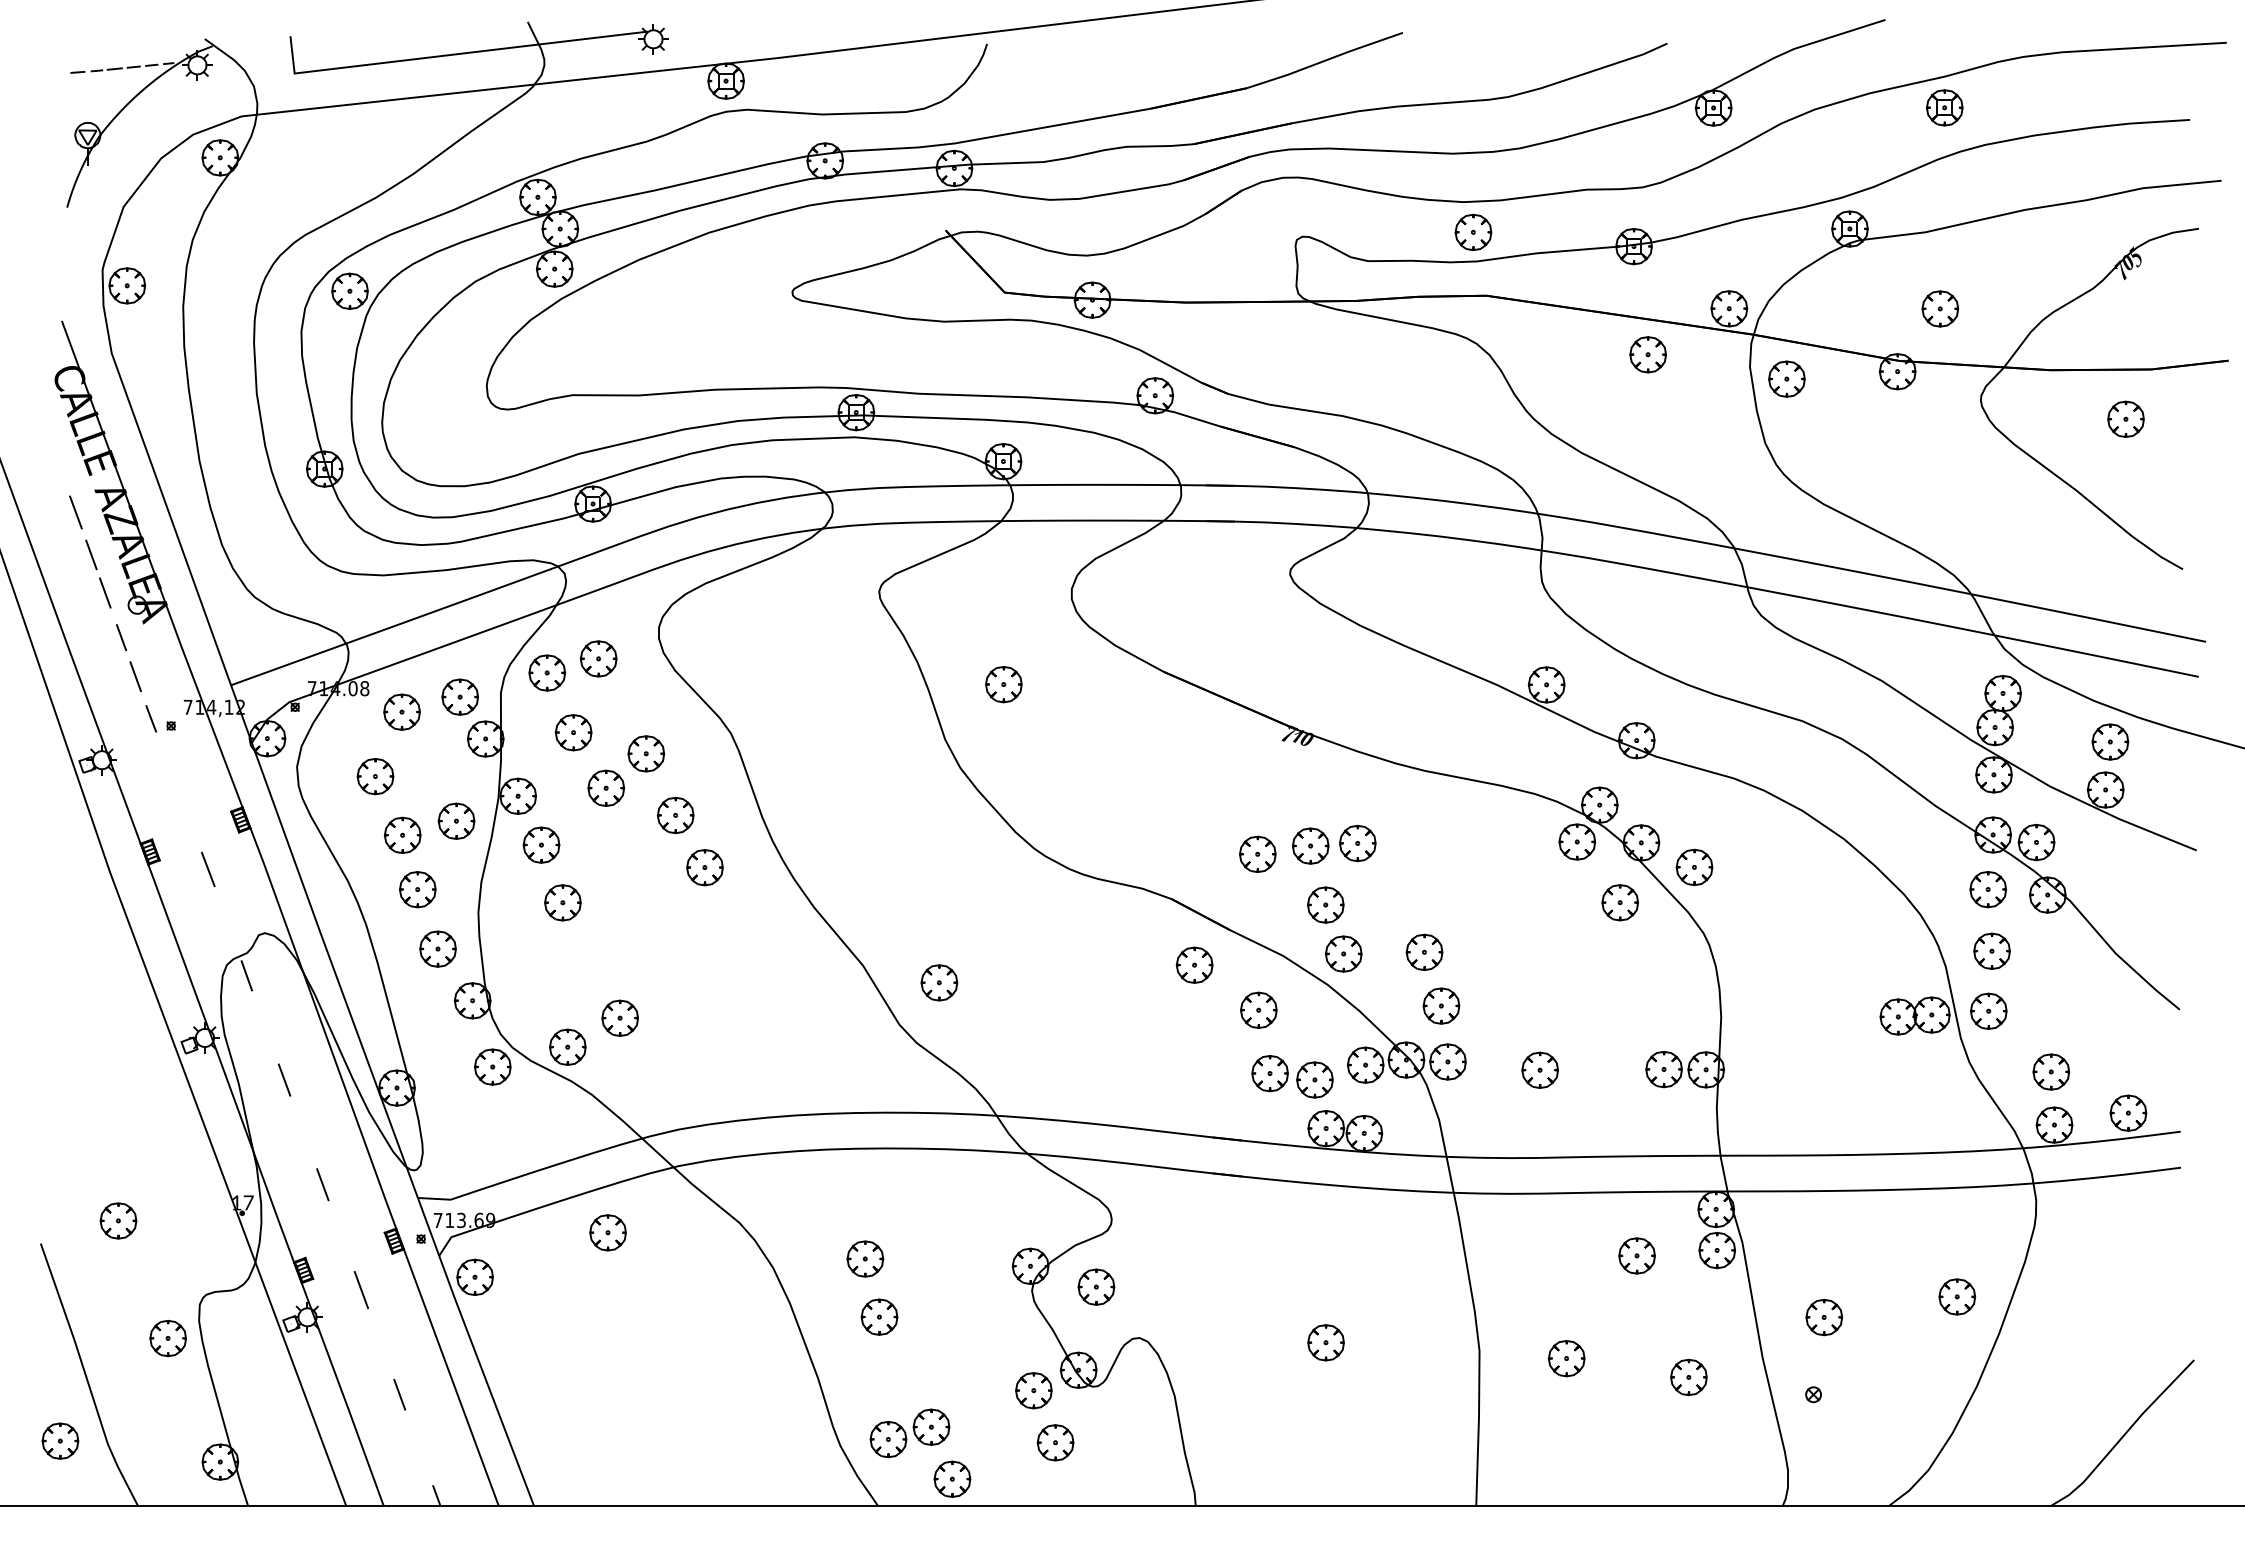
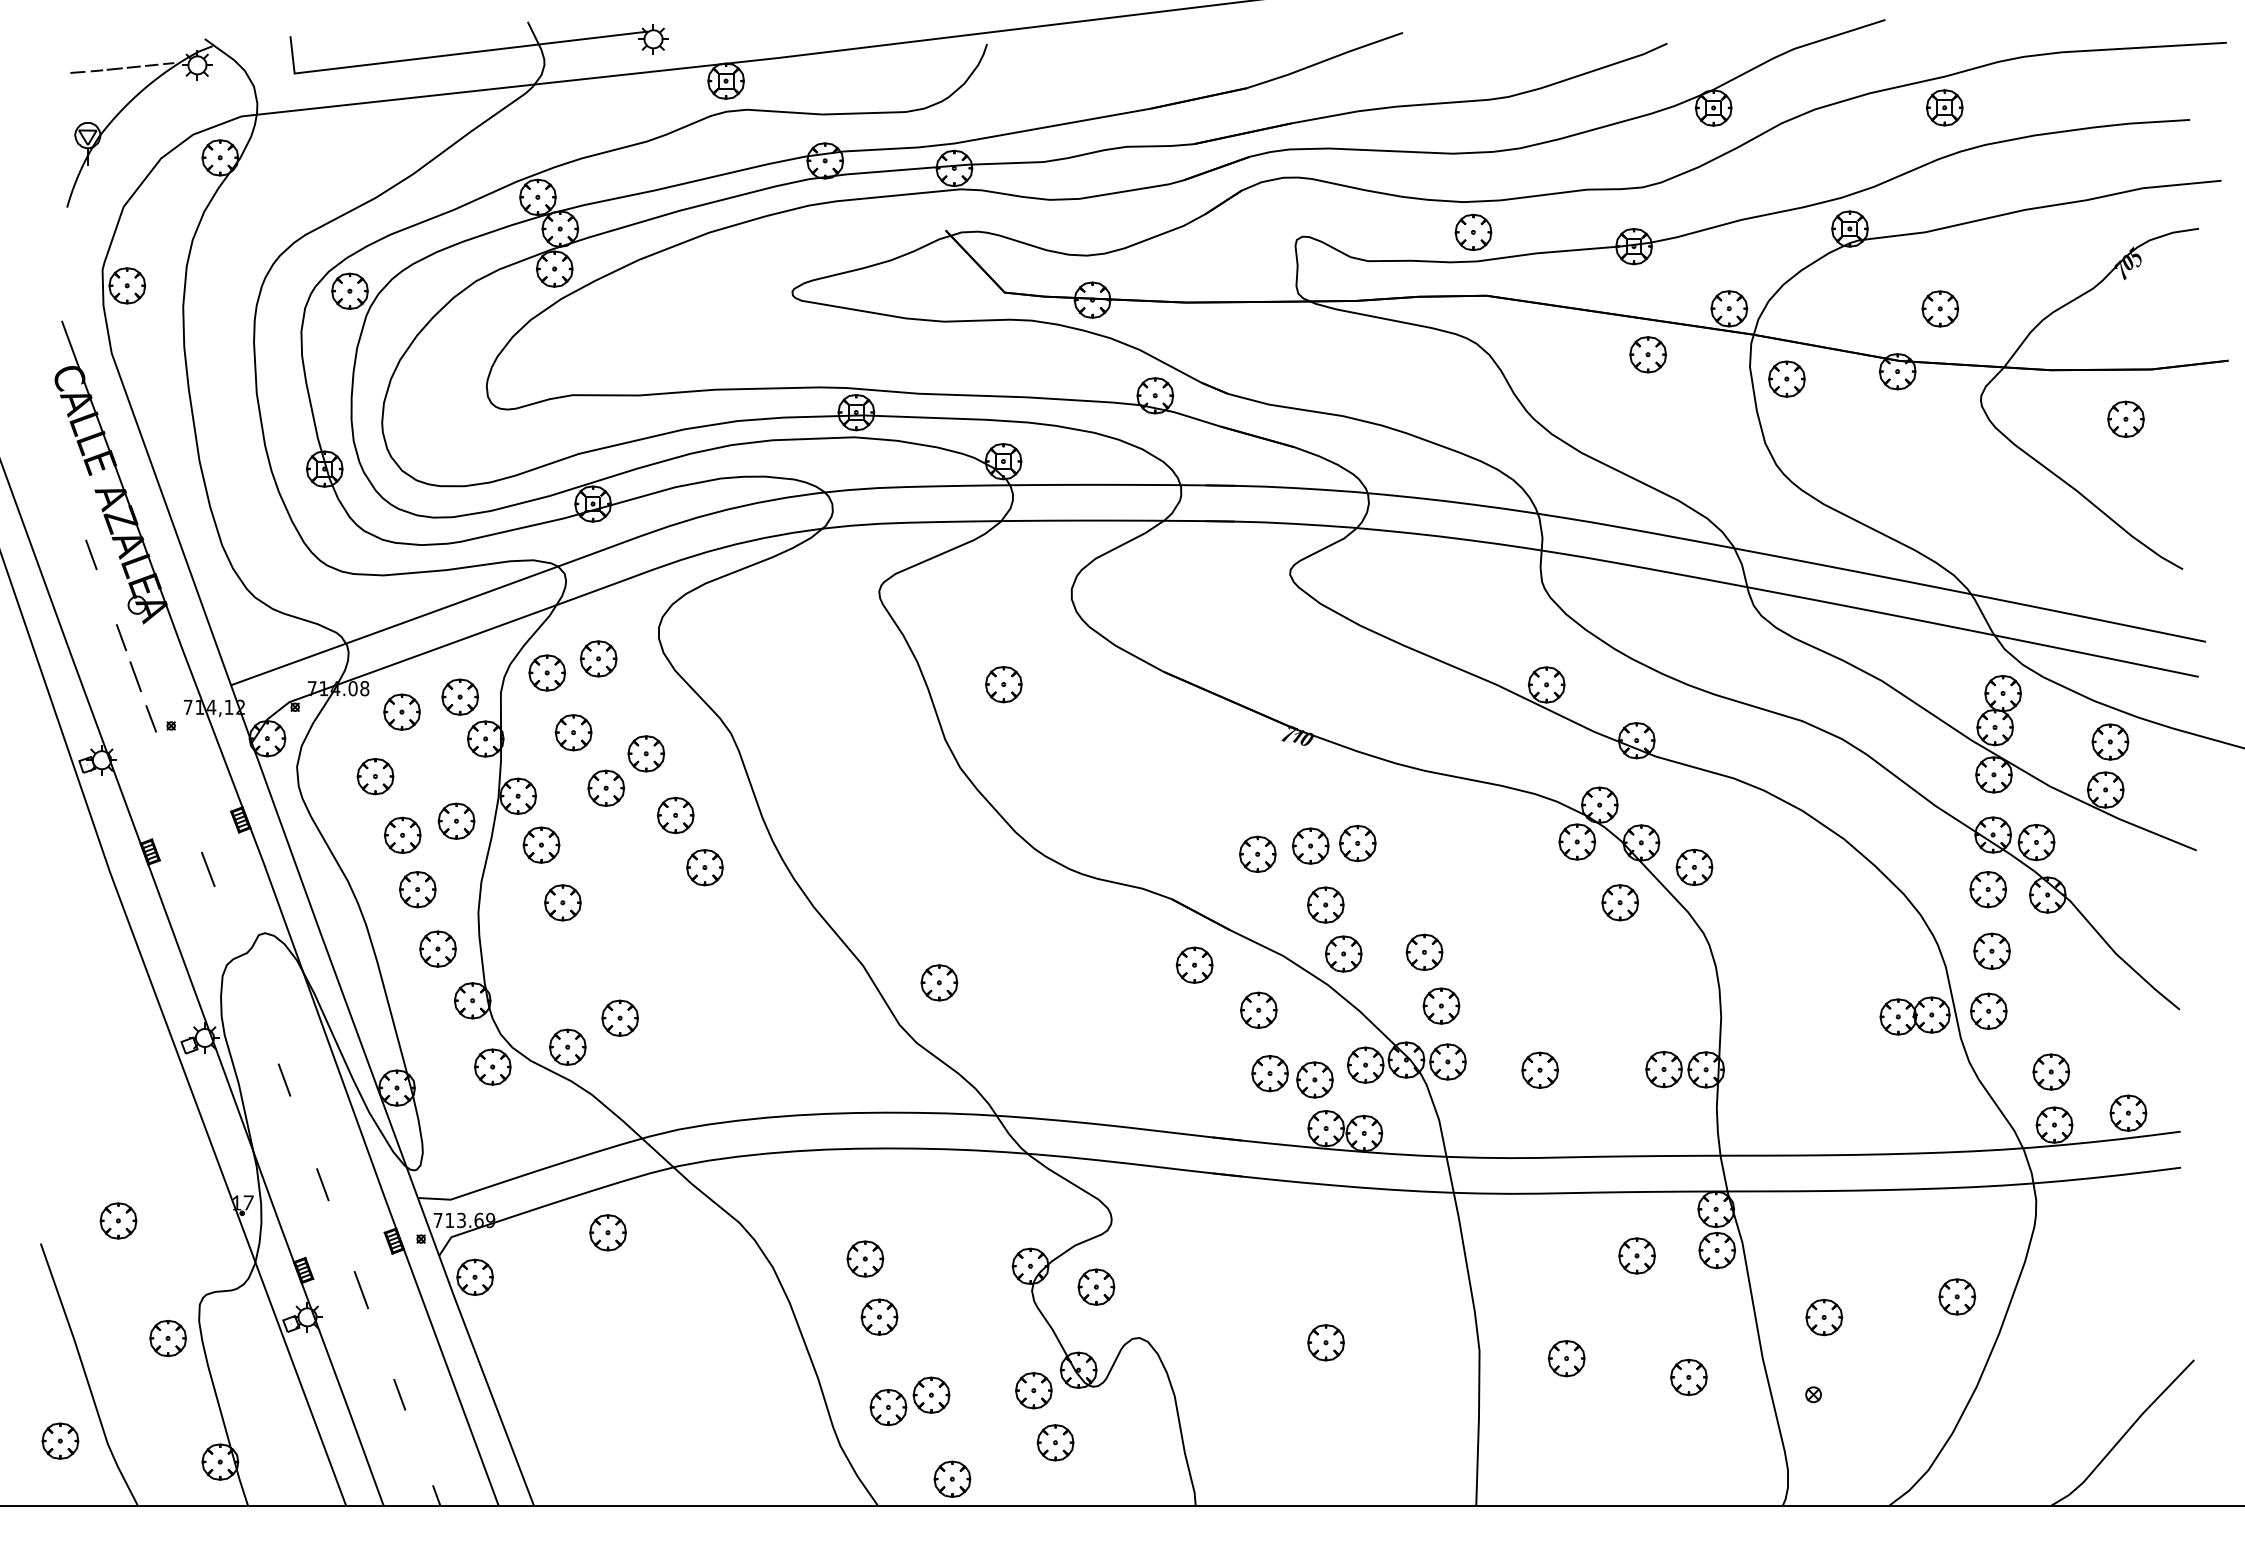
line: present -> none (75, 512)
line: present -> none (104, 592)
line: present -> none (246, 975)
part position: (909, 1433) -> (909, 1401) (909, 1401)
